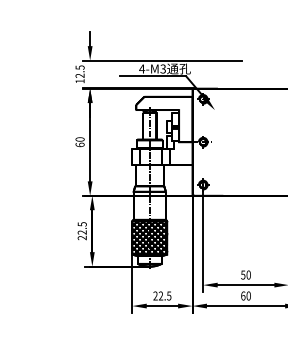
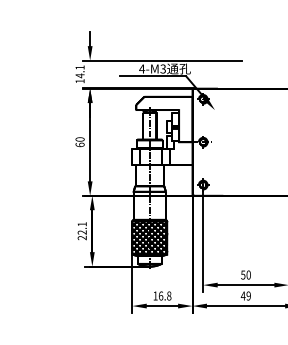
text: 12.5 -> 14.1 (79, 71)
text: 22.5 -> 22.1 (81, 224)
text: 22.5 -> 16.8 (162, 295)
text: 60 -> 49 (245, 295)
